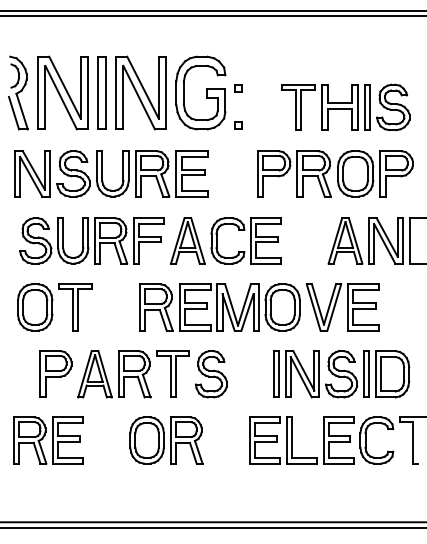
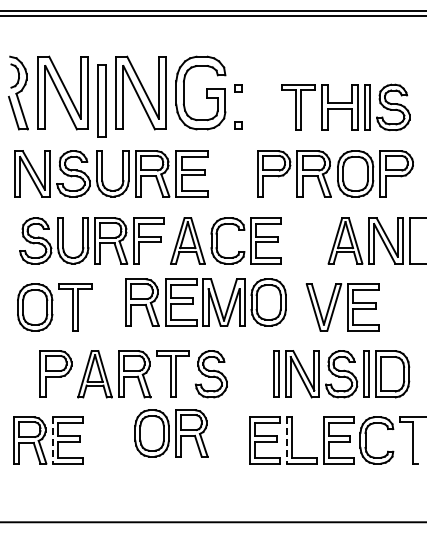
part position: (101, 92) -> (101, 100) (101, 100)
part position: (219, 307) -> (205, 302) (205, 302)
line: solid -> dashed (53, 440)
part position: (166, 440) -> (171, 433) (171, 433)
line: solid -> dashed (286, 440)
line: present -> none (212, 527)
